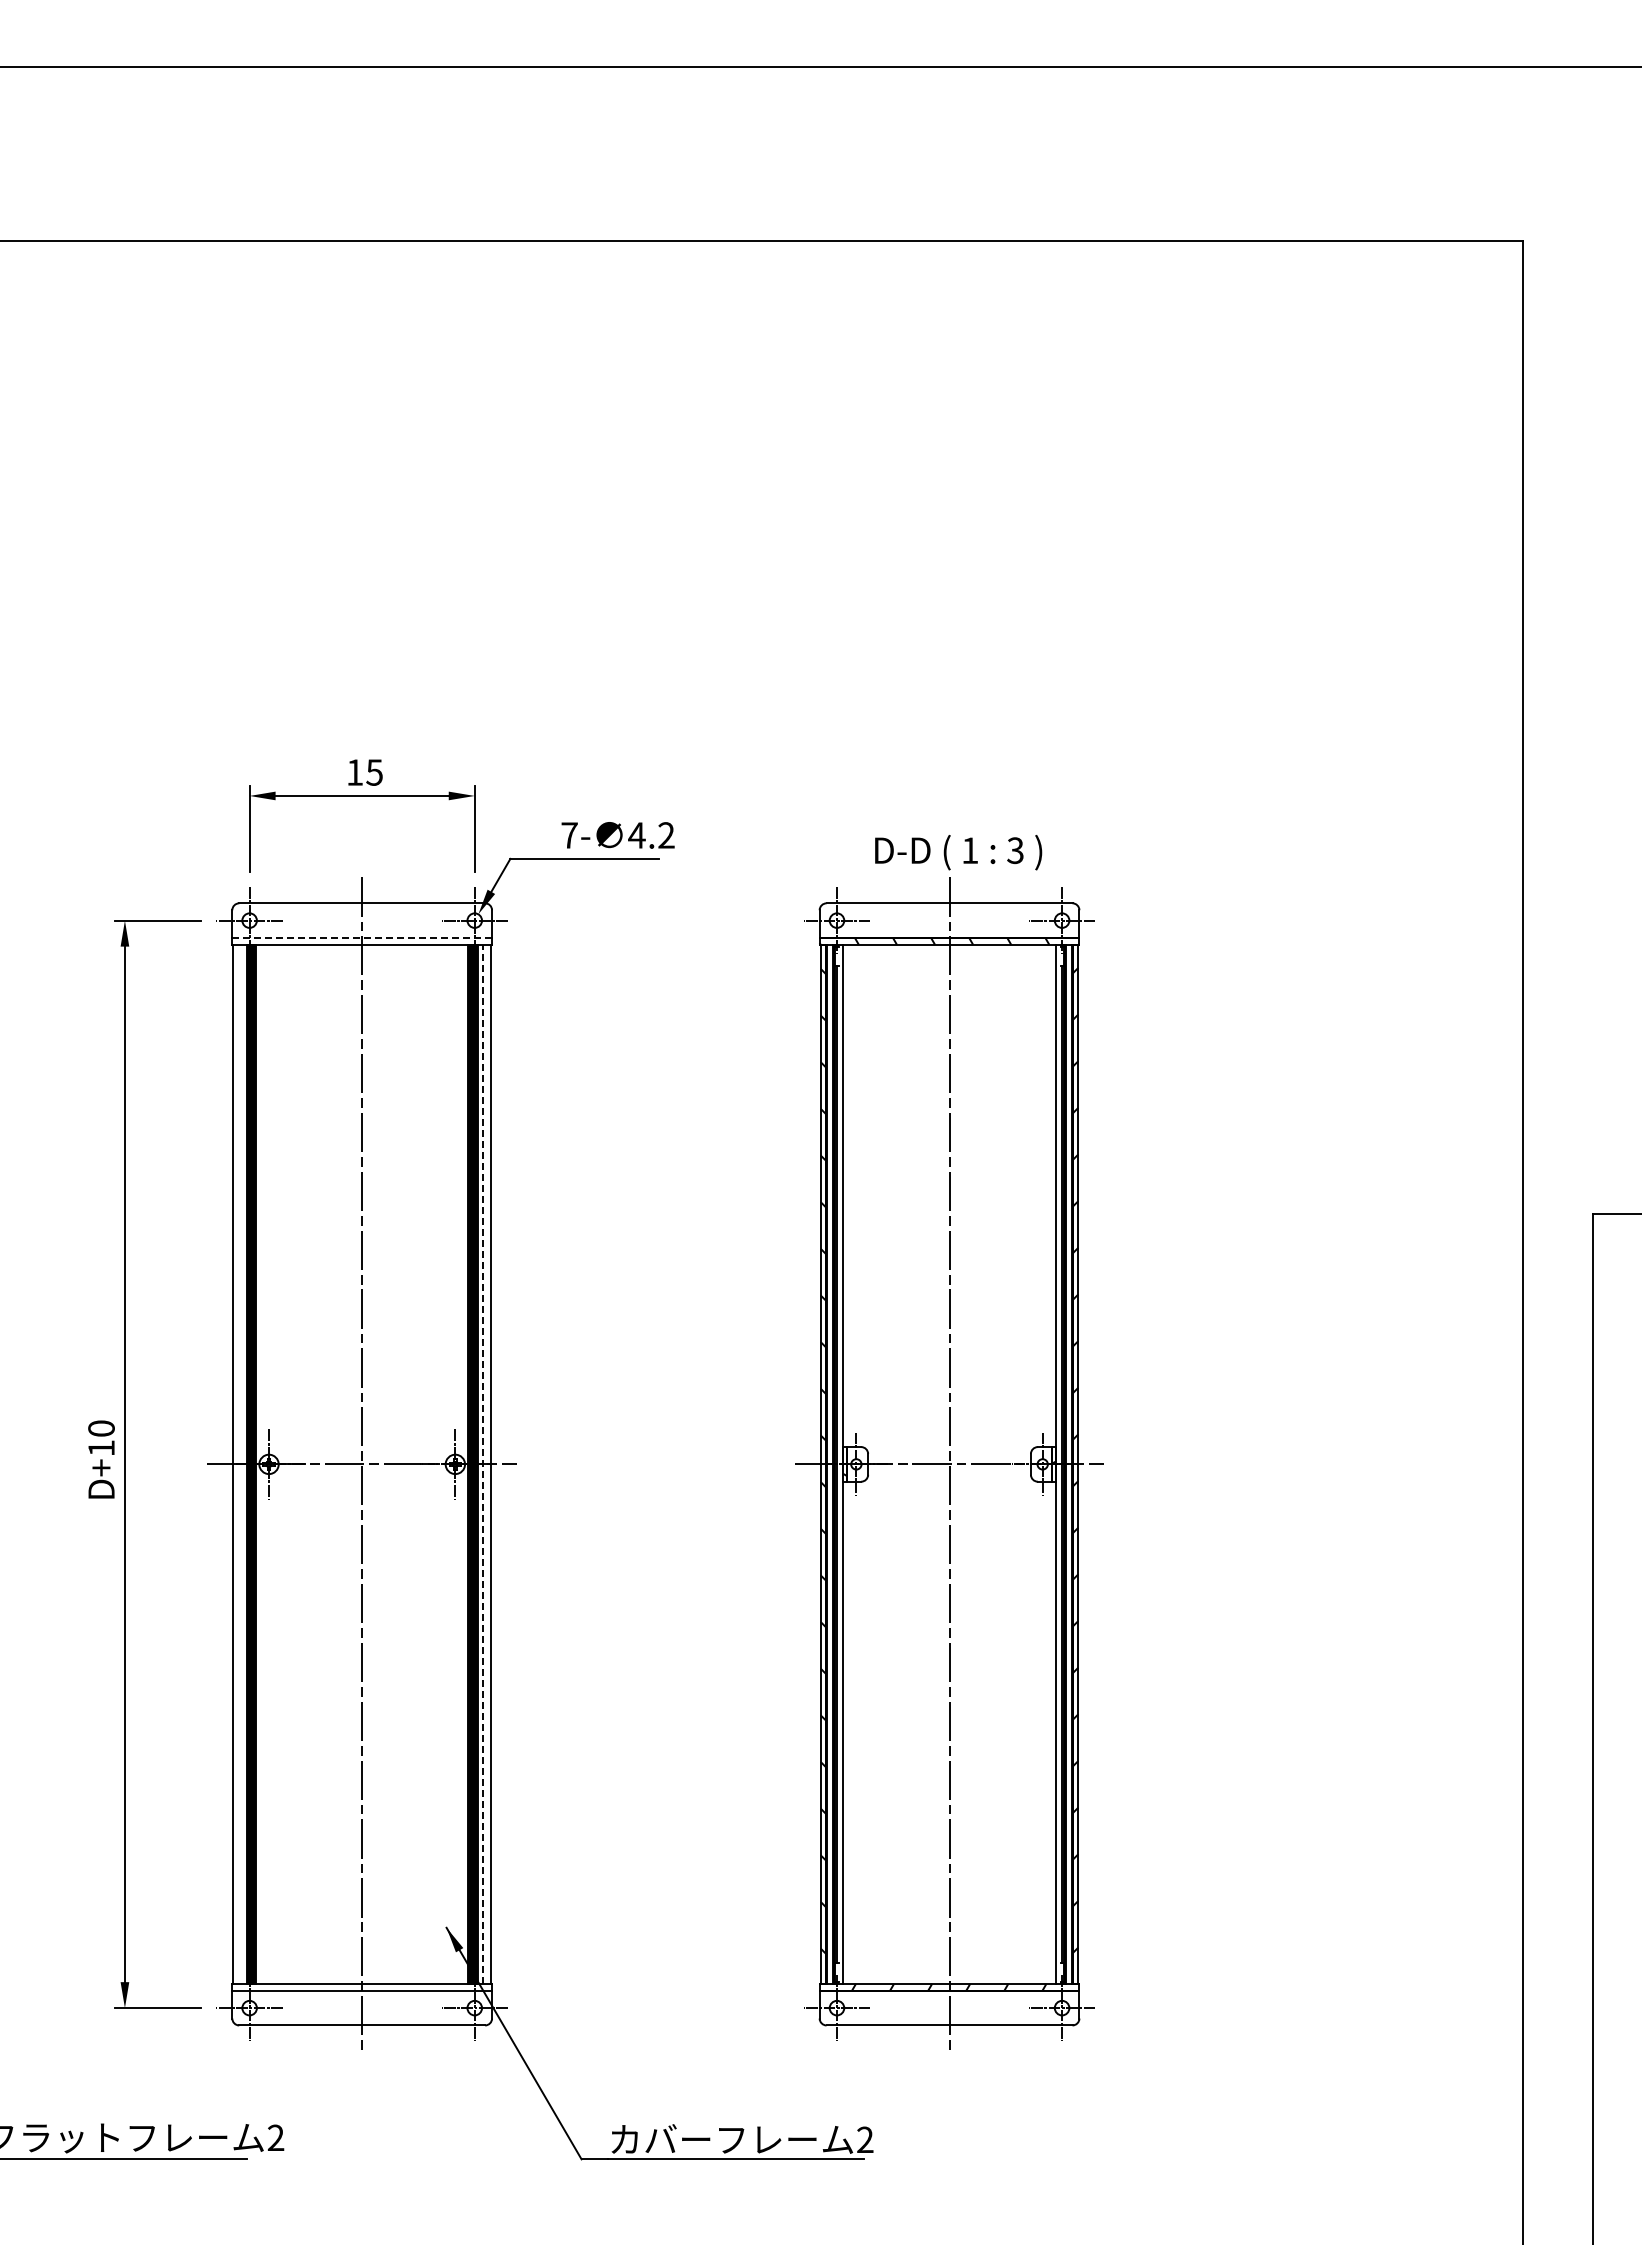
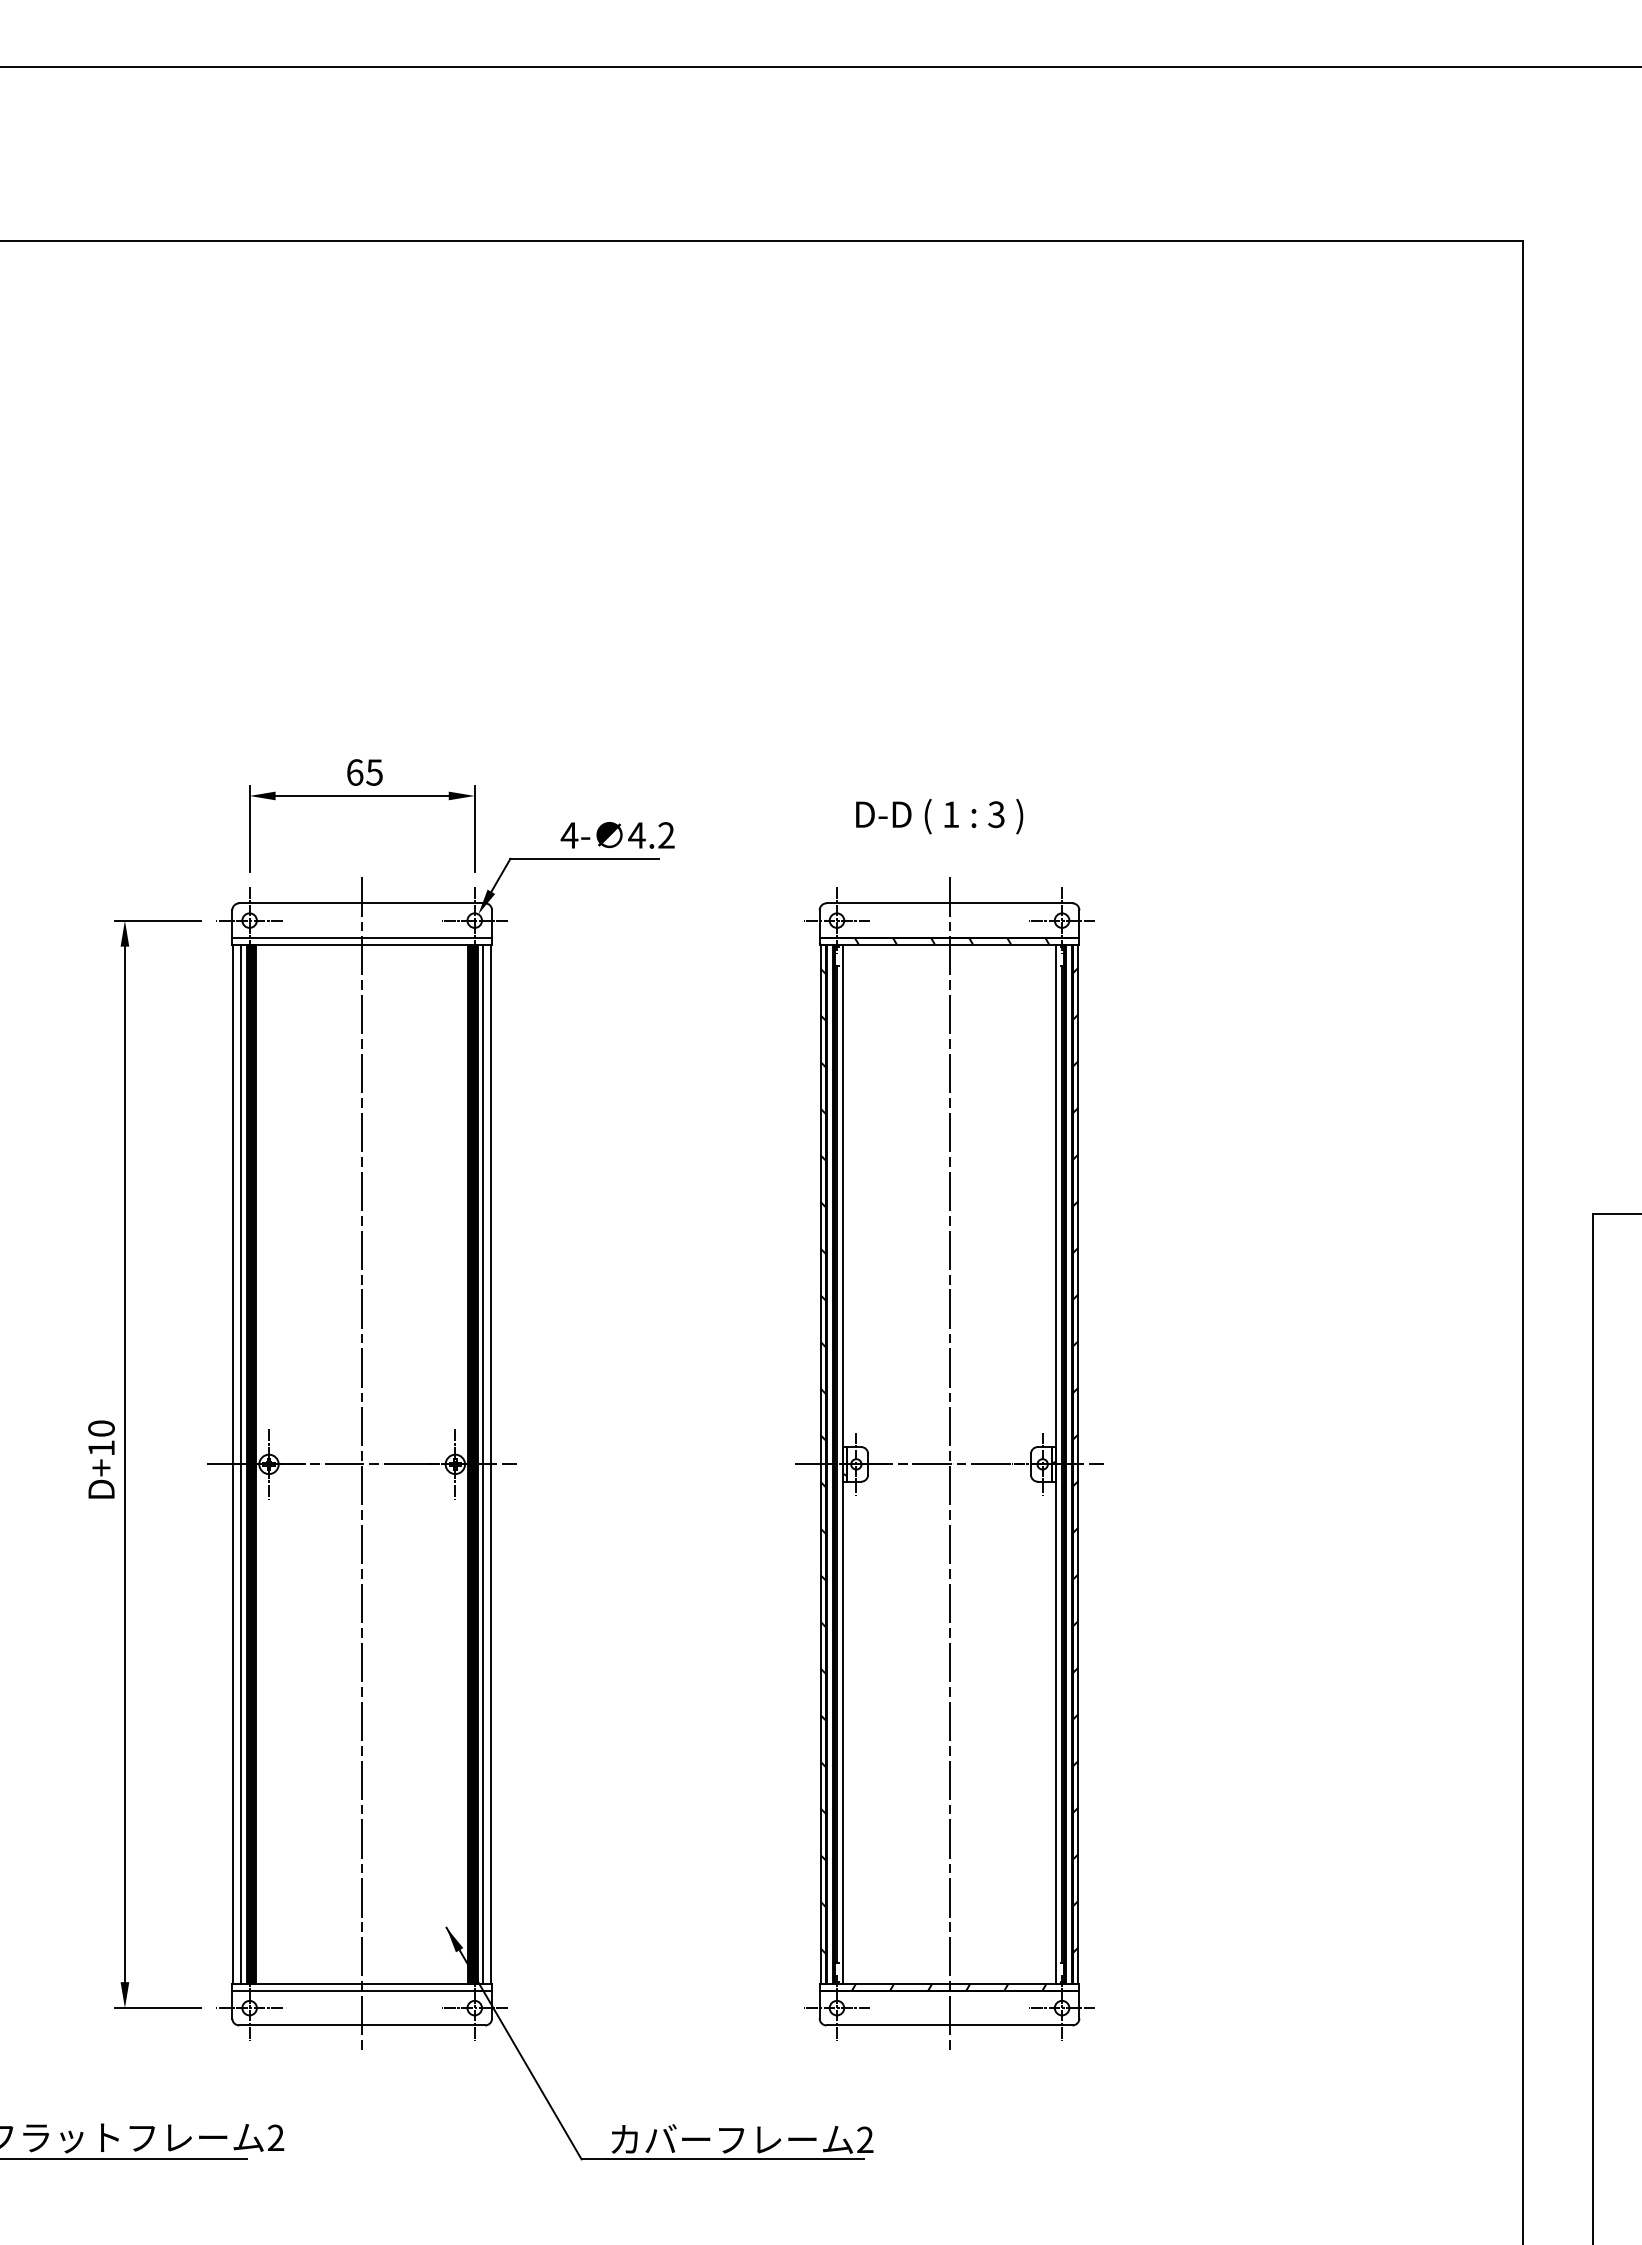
text: 15 -> 65 (355, 772)
text: 7- -> 4- (569, 835)
text position: (958, 852) -> (939, 816) (939, 816)
line: dashed -> solid (362, 937)
line: none -> present (240, 1463)
line: dashed -> solid (483, 1464)
